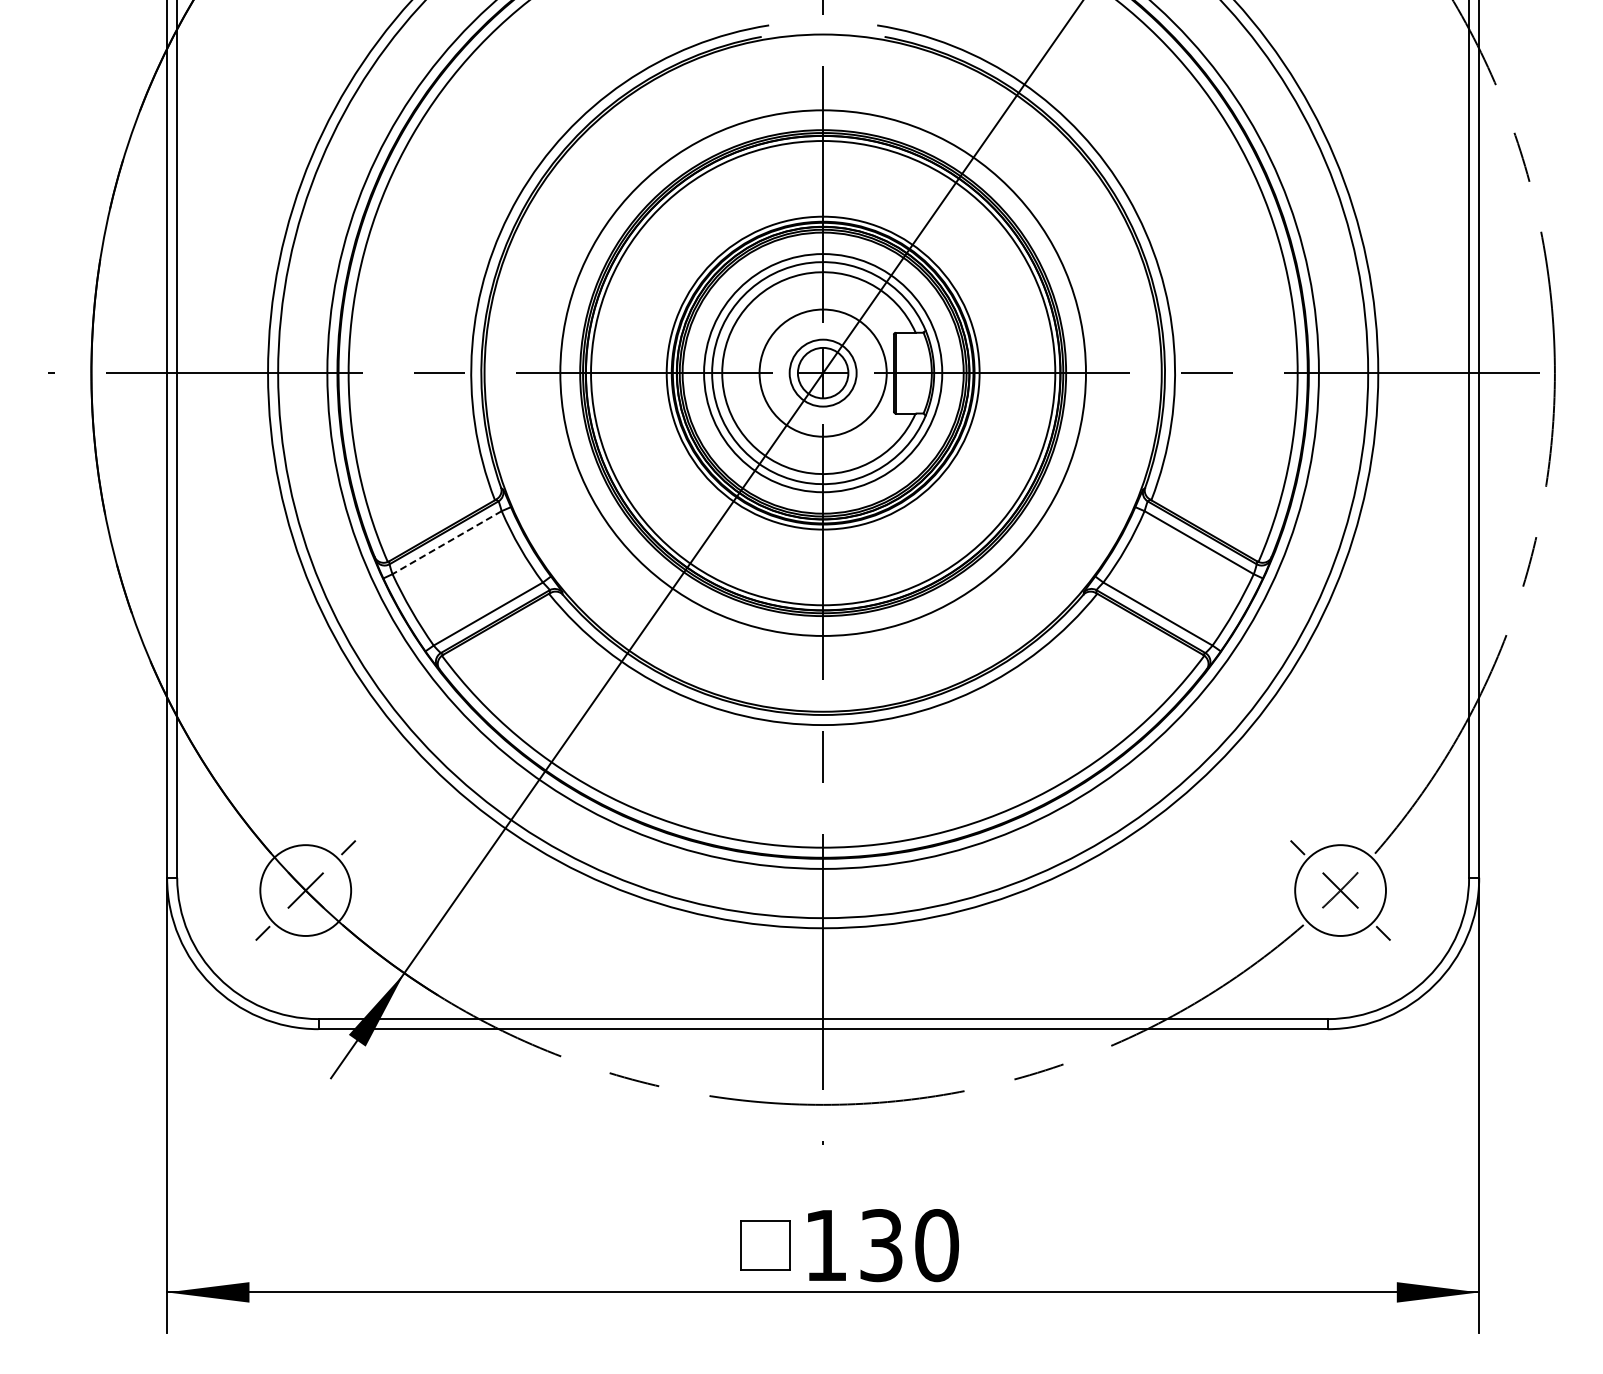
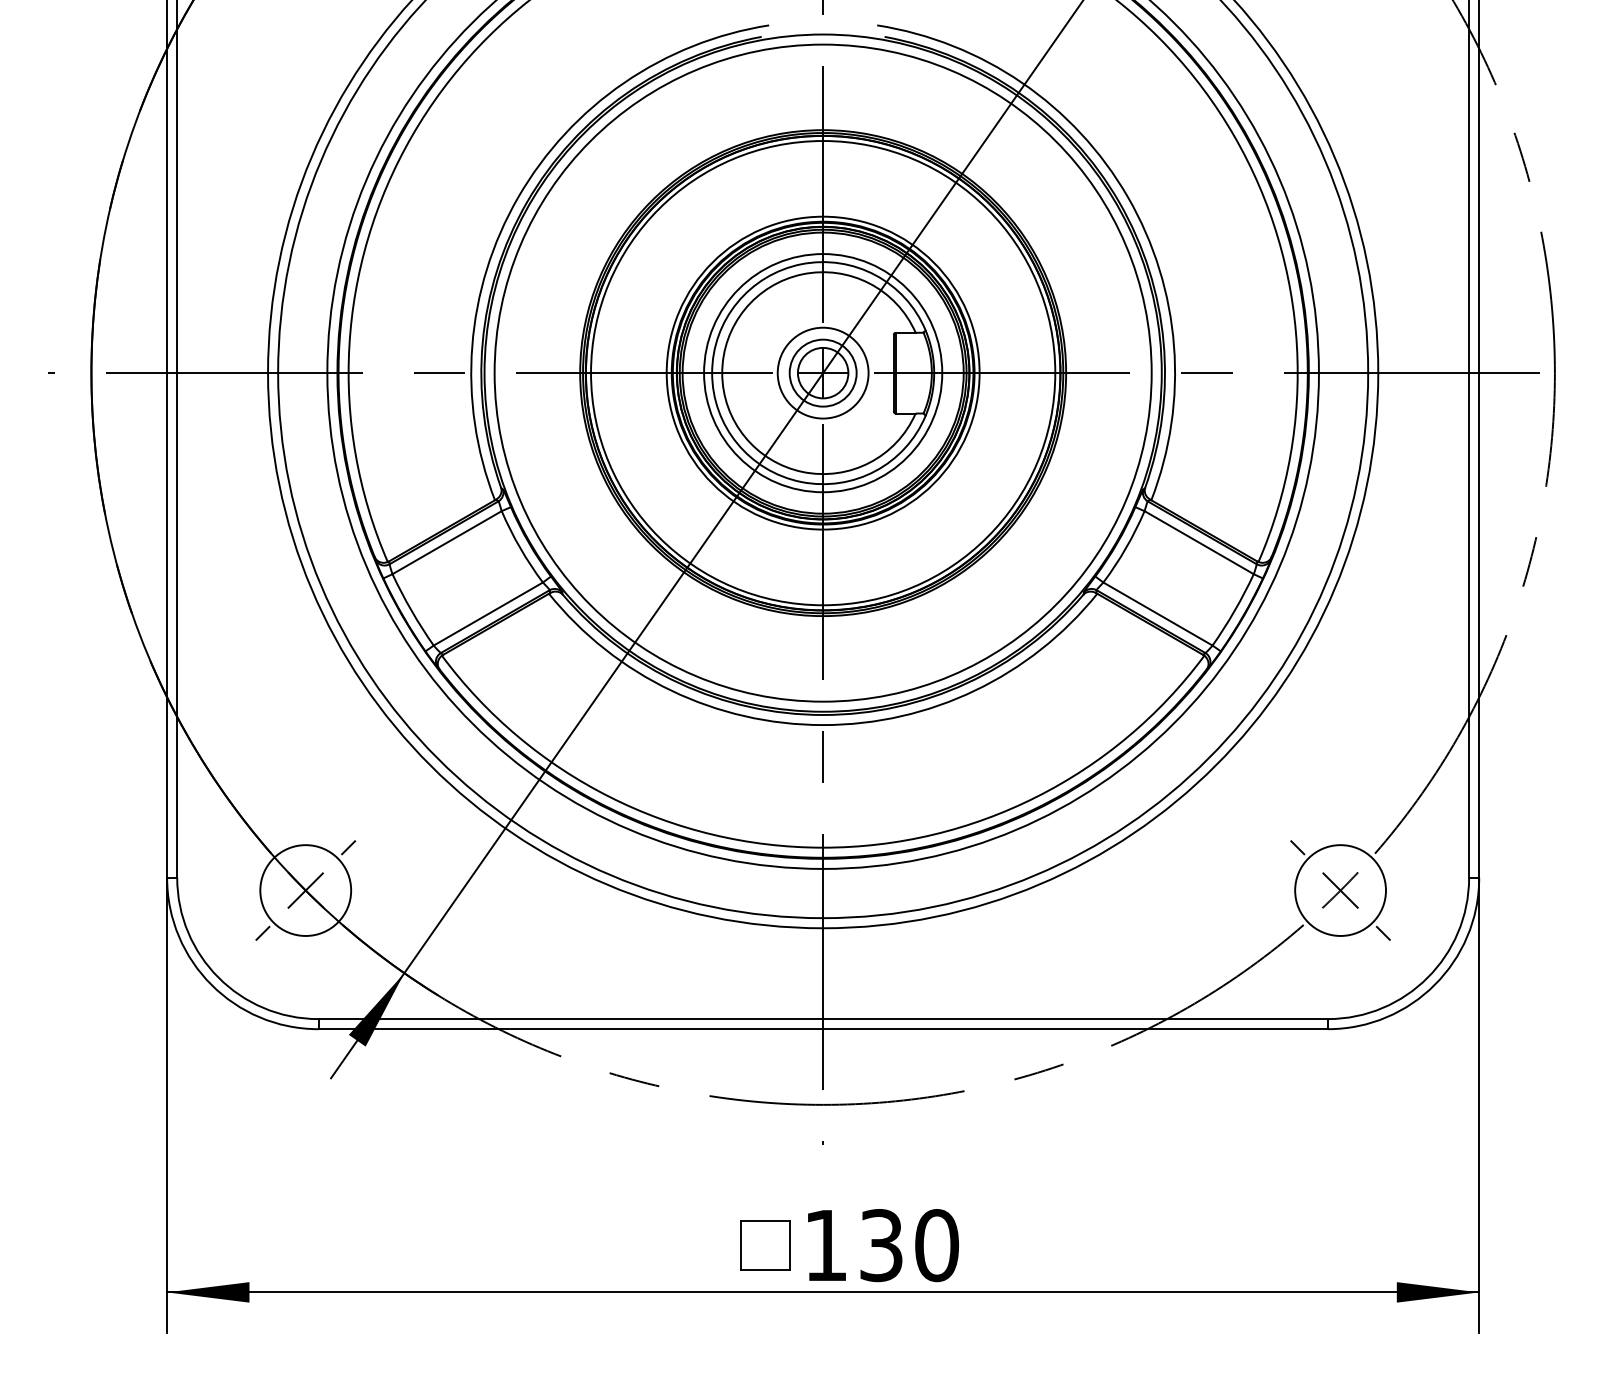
circle diameter: 127 px -> 91 px (822, 372)
circle diameter: 526 px -> 657 px (822, 372)
line: dashed -> solid (446, 542)
